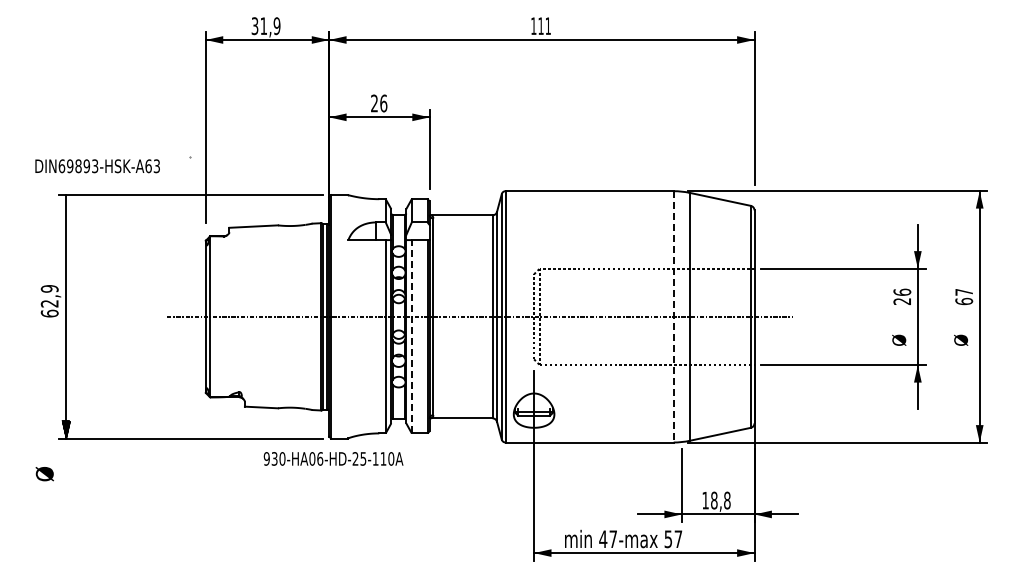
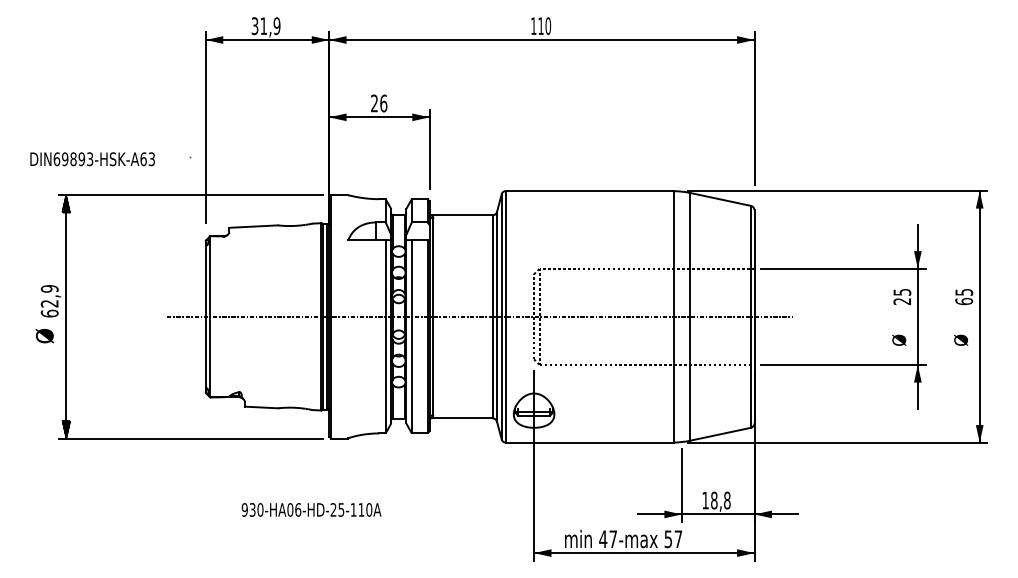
text: 111 -> 110 (548, 26)
text position: (97, 166) -> (92, 159) (92, 159)
hatch: none -> present (66, 203)
text: 26 -> 25 (902, 291)
text: 67 -> 65 (964, 292)
line: dashed -> solid (673, 316)
line: dashed -> solid (411, 336)
text position: (333, 458) -> (311, 509) (311, 509)
text position: (44, 474) -> (44, 336) (44, 336)
